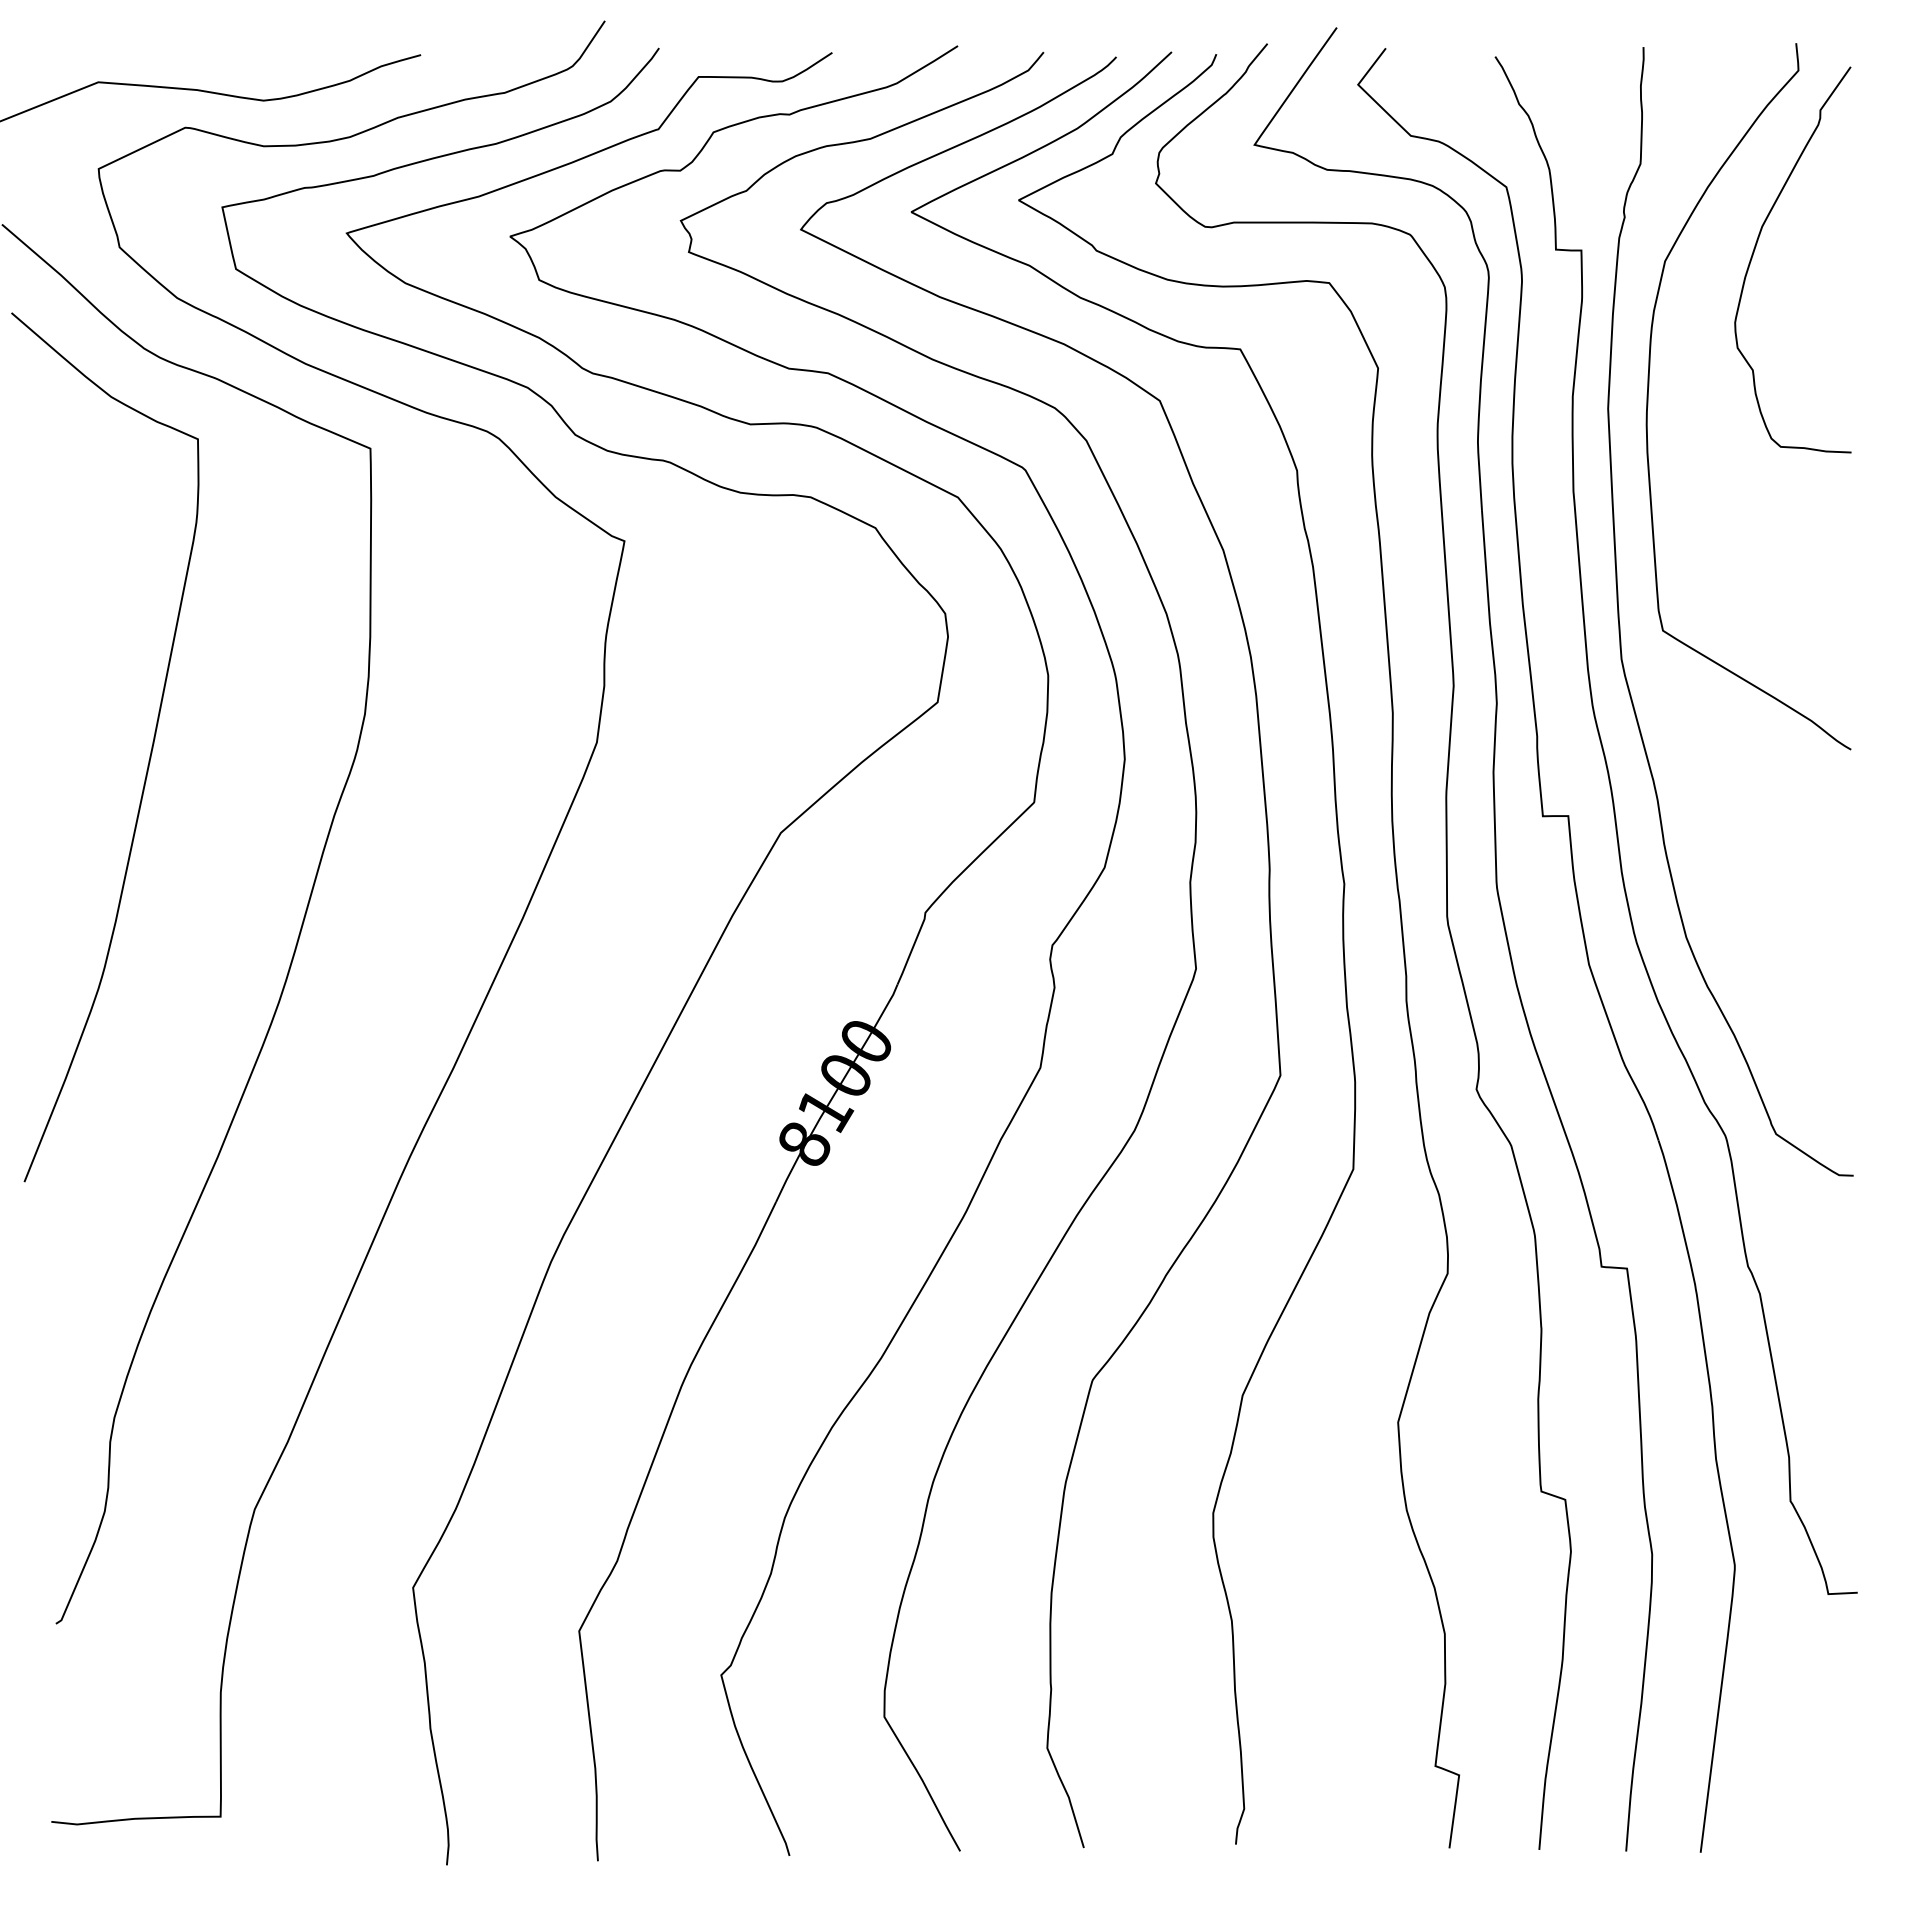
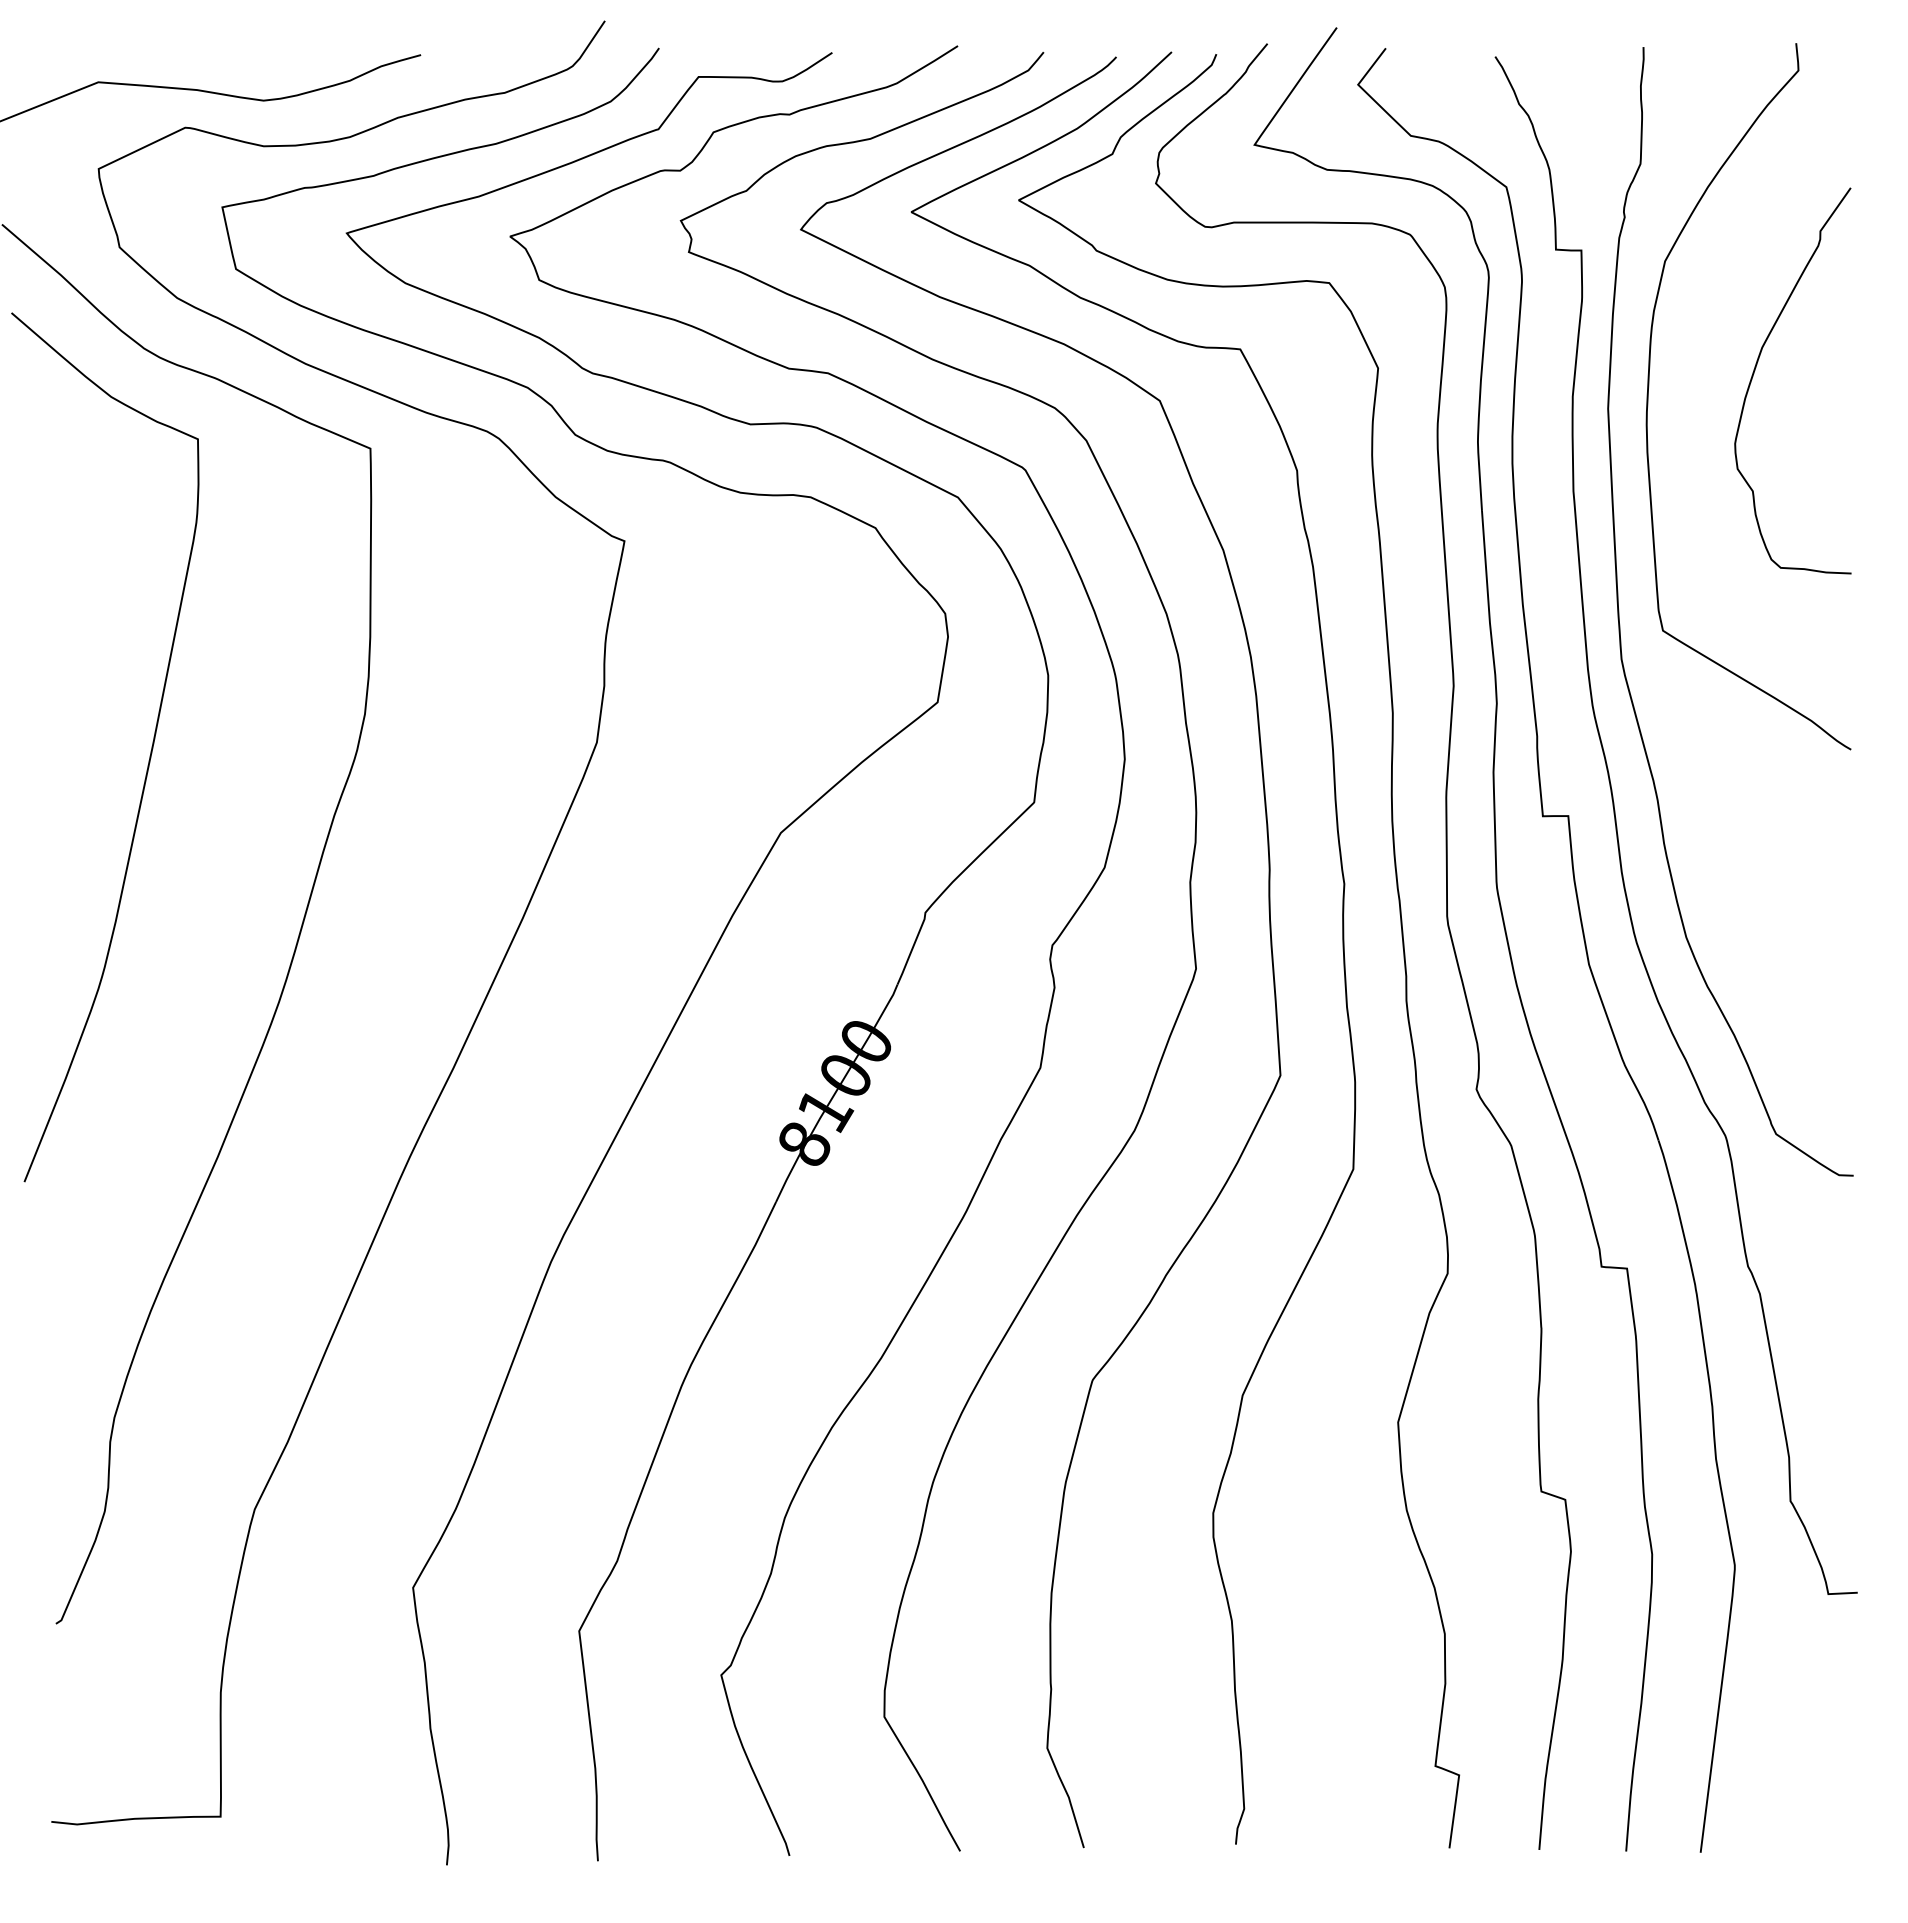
curve position: (1756, 246) -> (1756, 367) (1756, 367)
